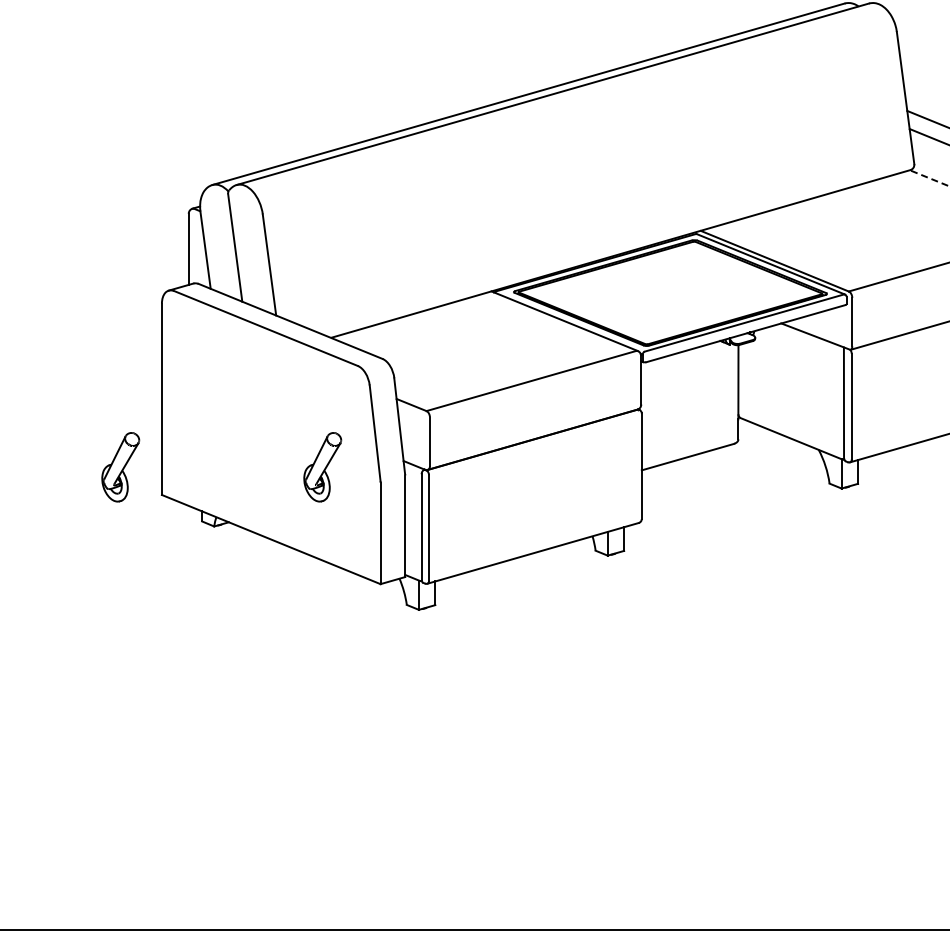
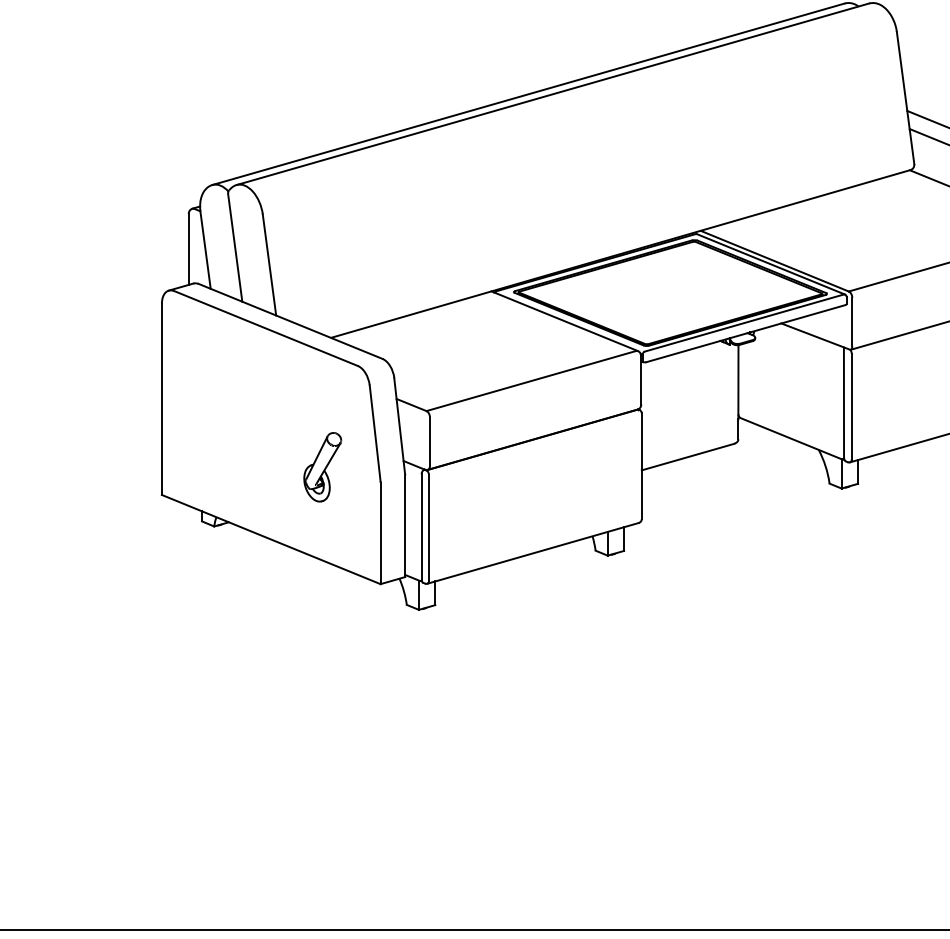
line: dashed -> solid (929, 178)
part: present -> none (120, 467)
